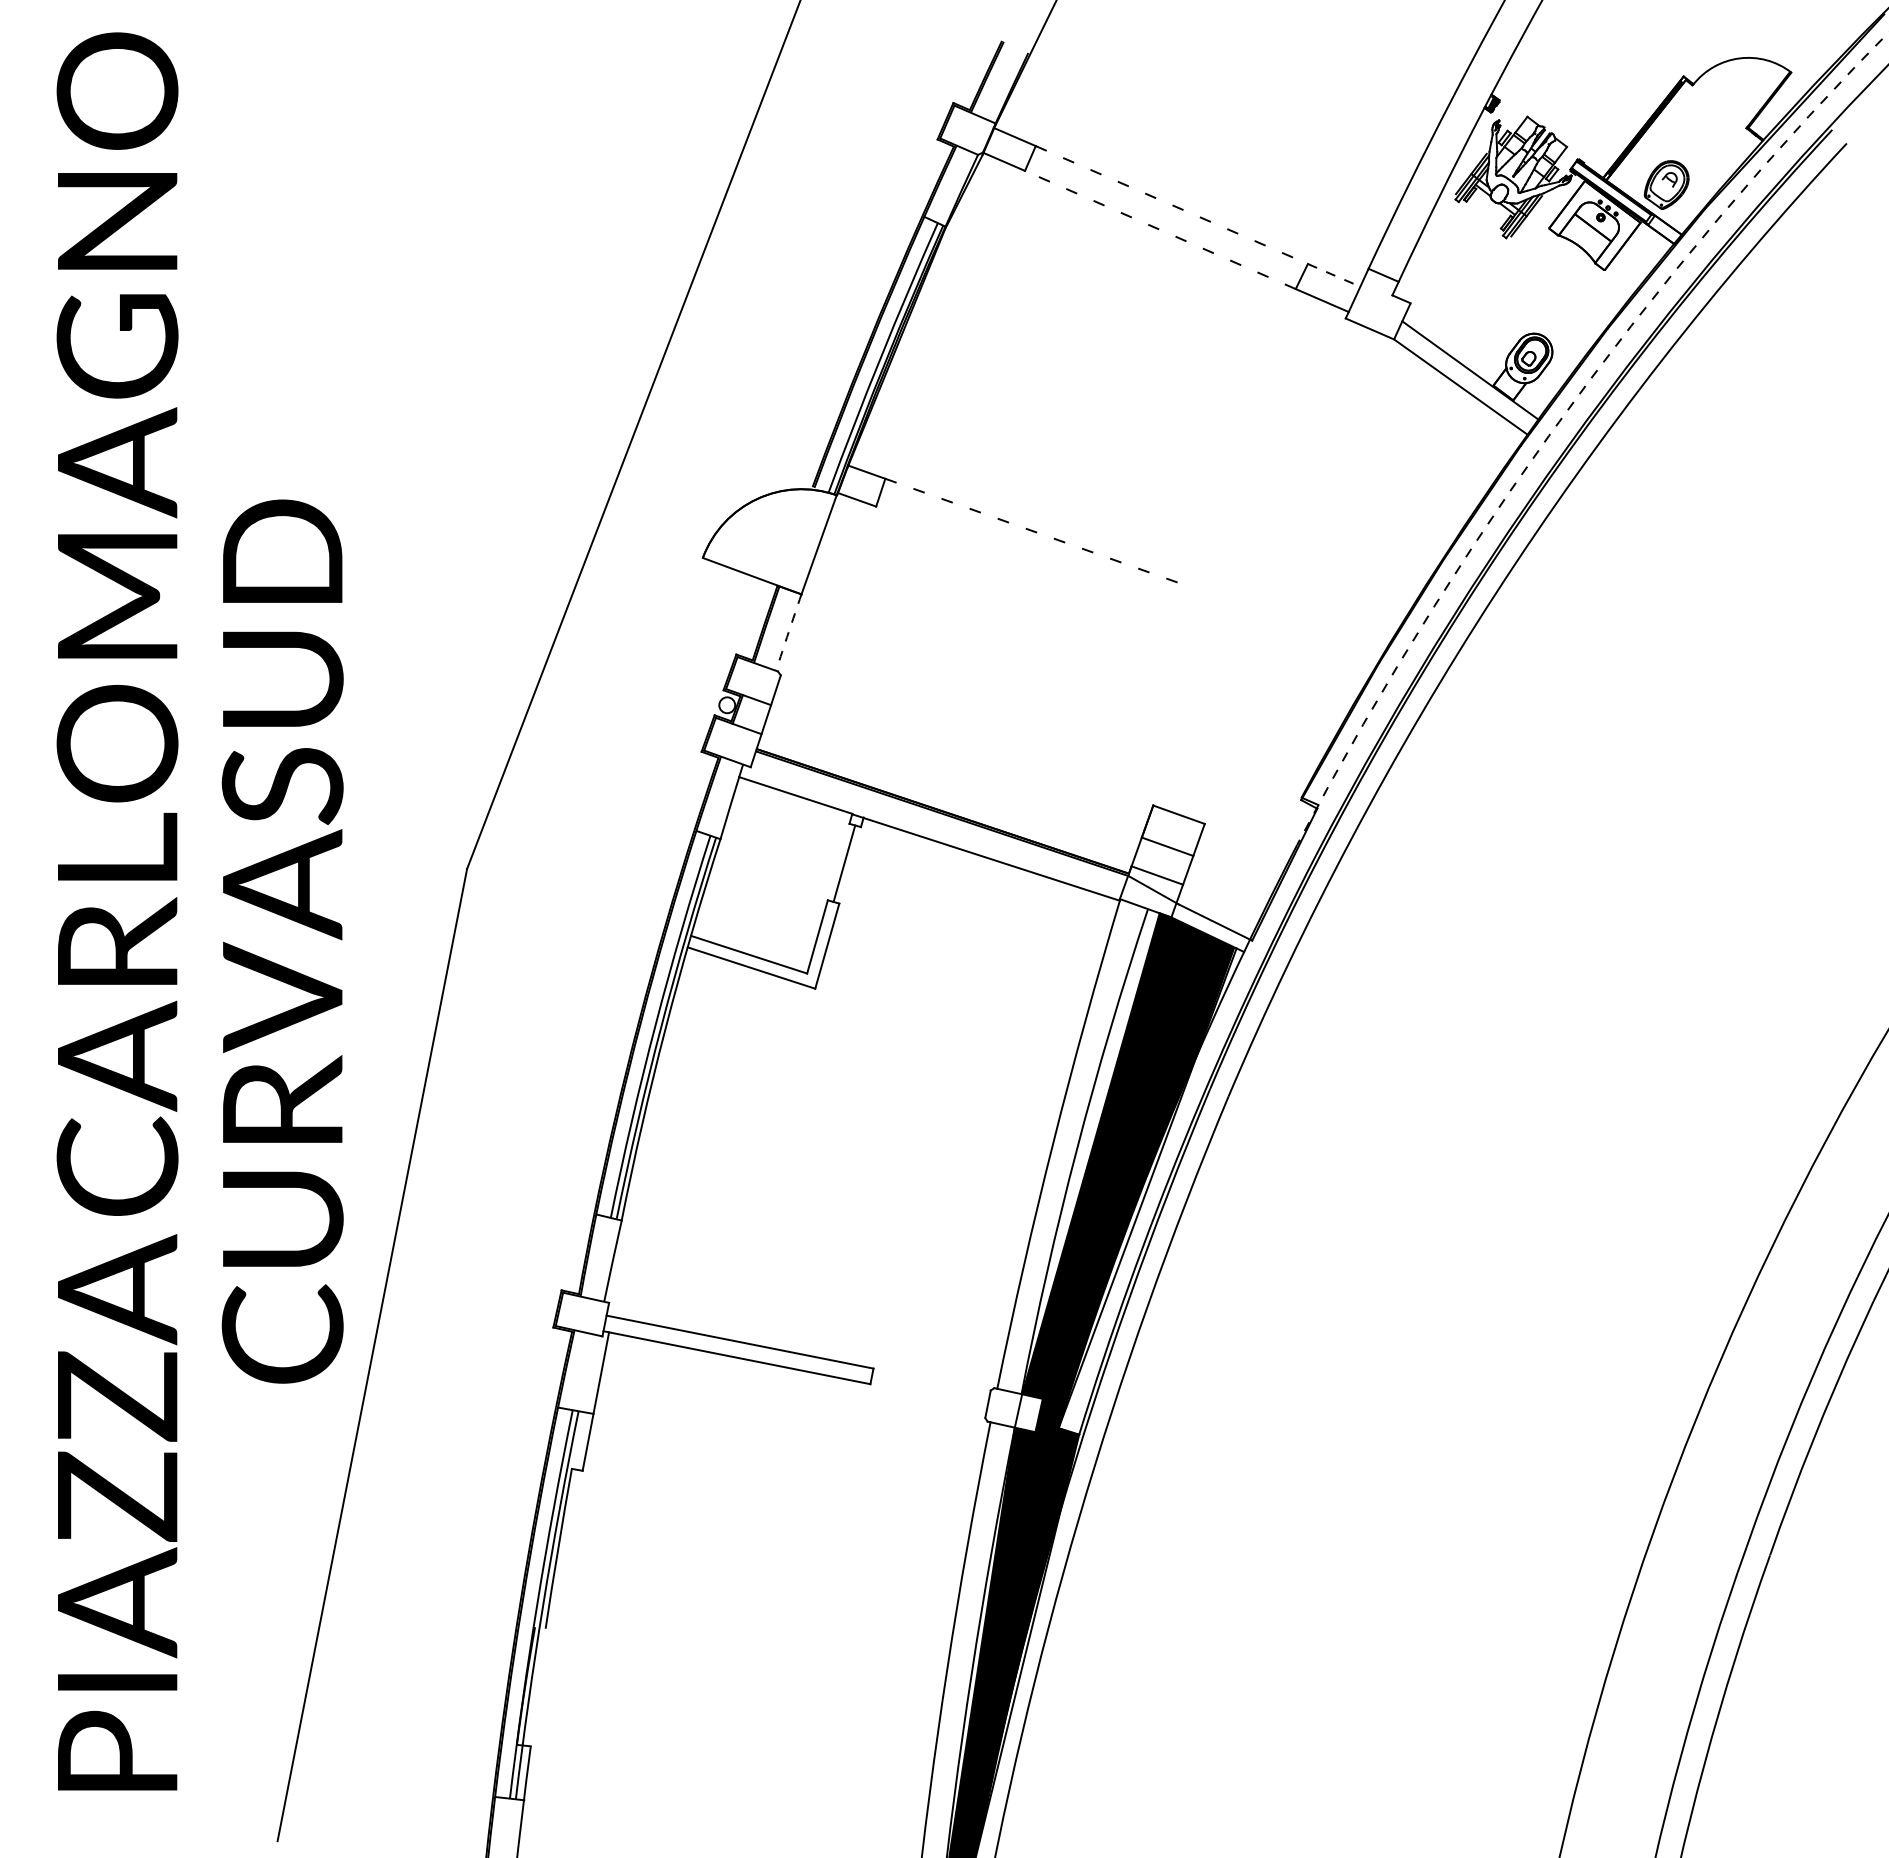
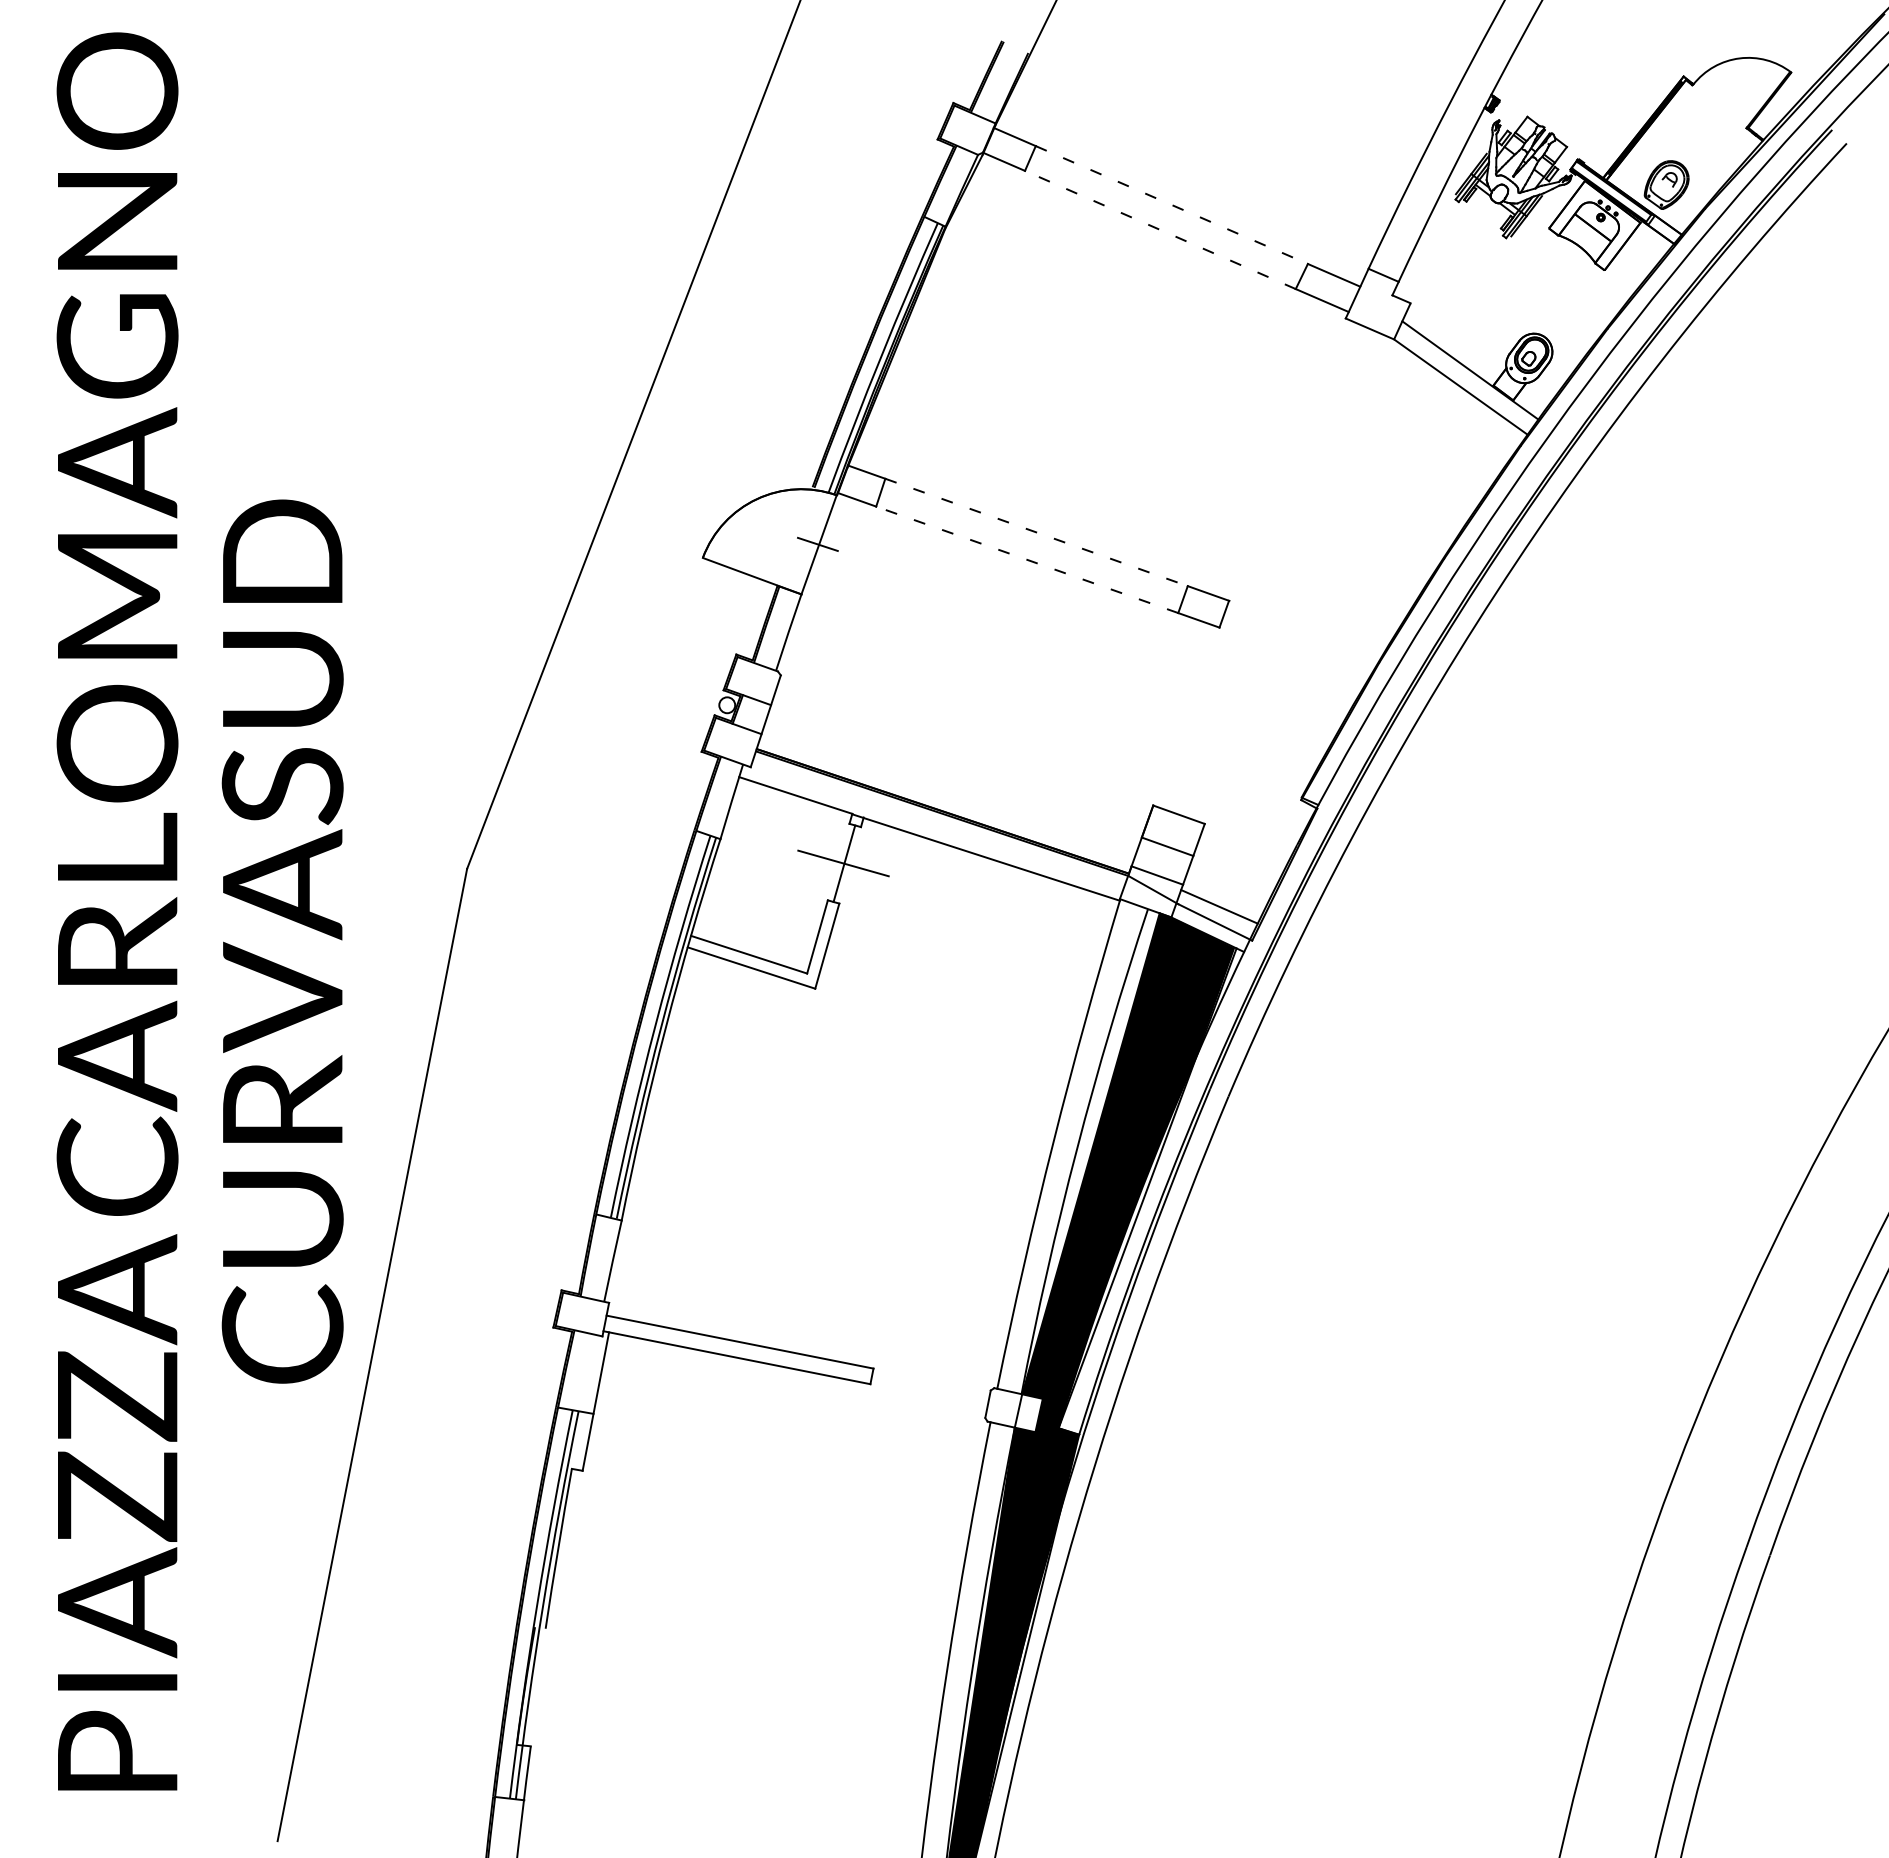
line: dashed -> solid (1334, 275)
arc: dashed -> solid (1562, 417)
line: none -> present (817, 543)
part: none -> present (1057, 568)
arc: dashed -> solid (788, 632)
line: none -> present (843, 863)
line: none -> present (1219, 906)
